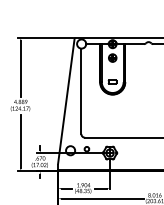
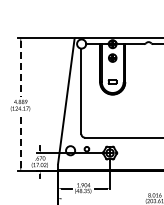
line: solid -> dashed (20, 68)
line: solid -> dashed (20, 140)
line: present -> none (102, 198)
